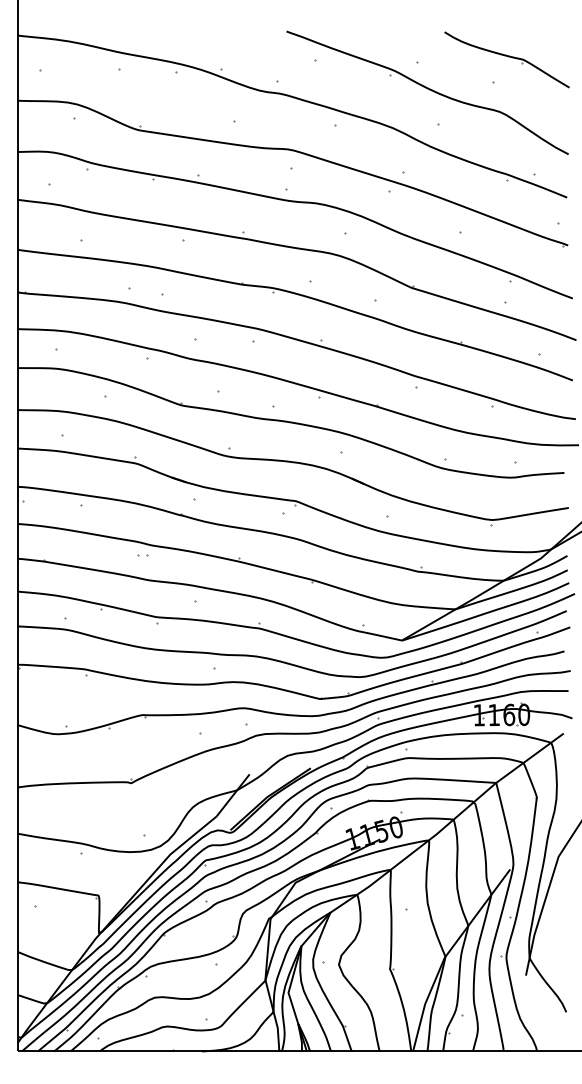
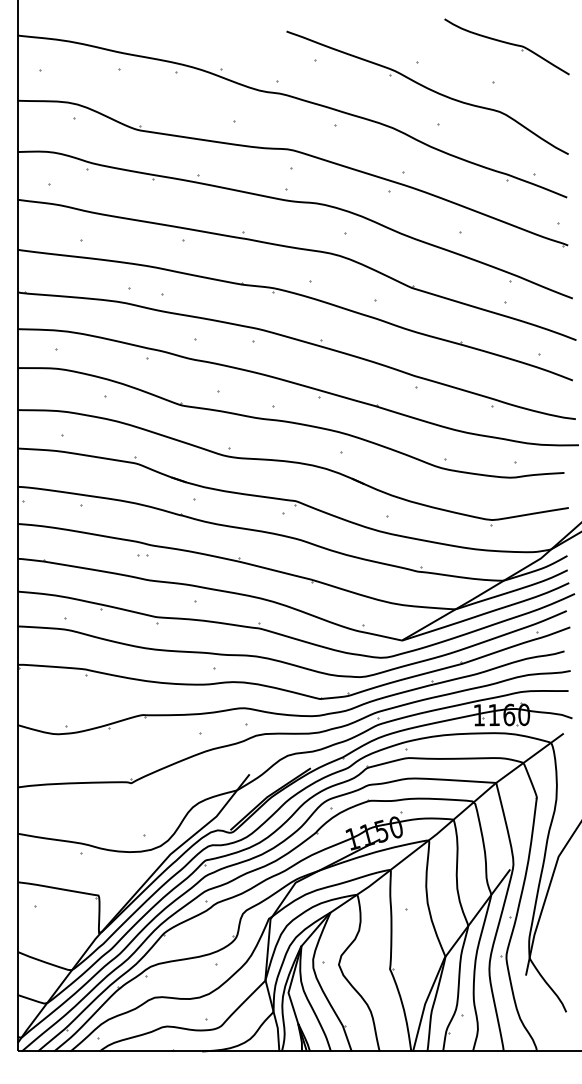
part position: (506, 59) -> (506, 46) (506, 46)
